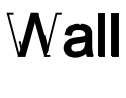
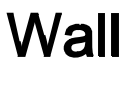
fill: none -> present (14, 34)
fill: none -> present (53, 34)
